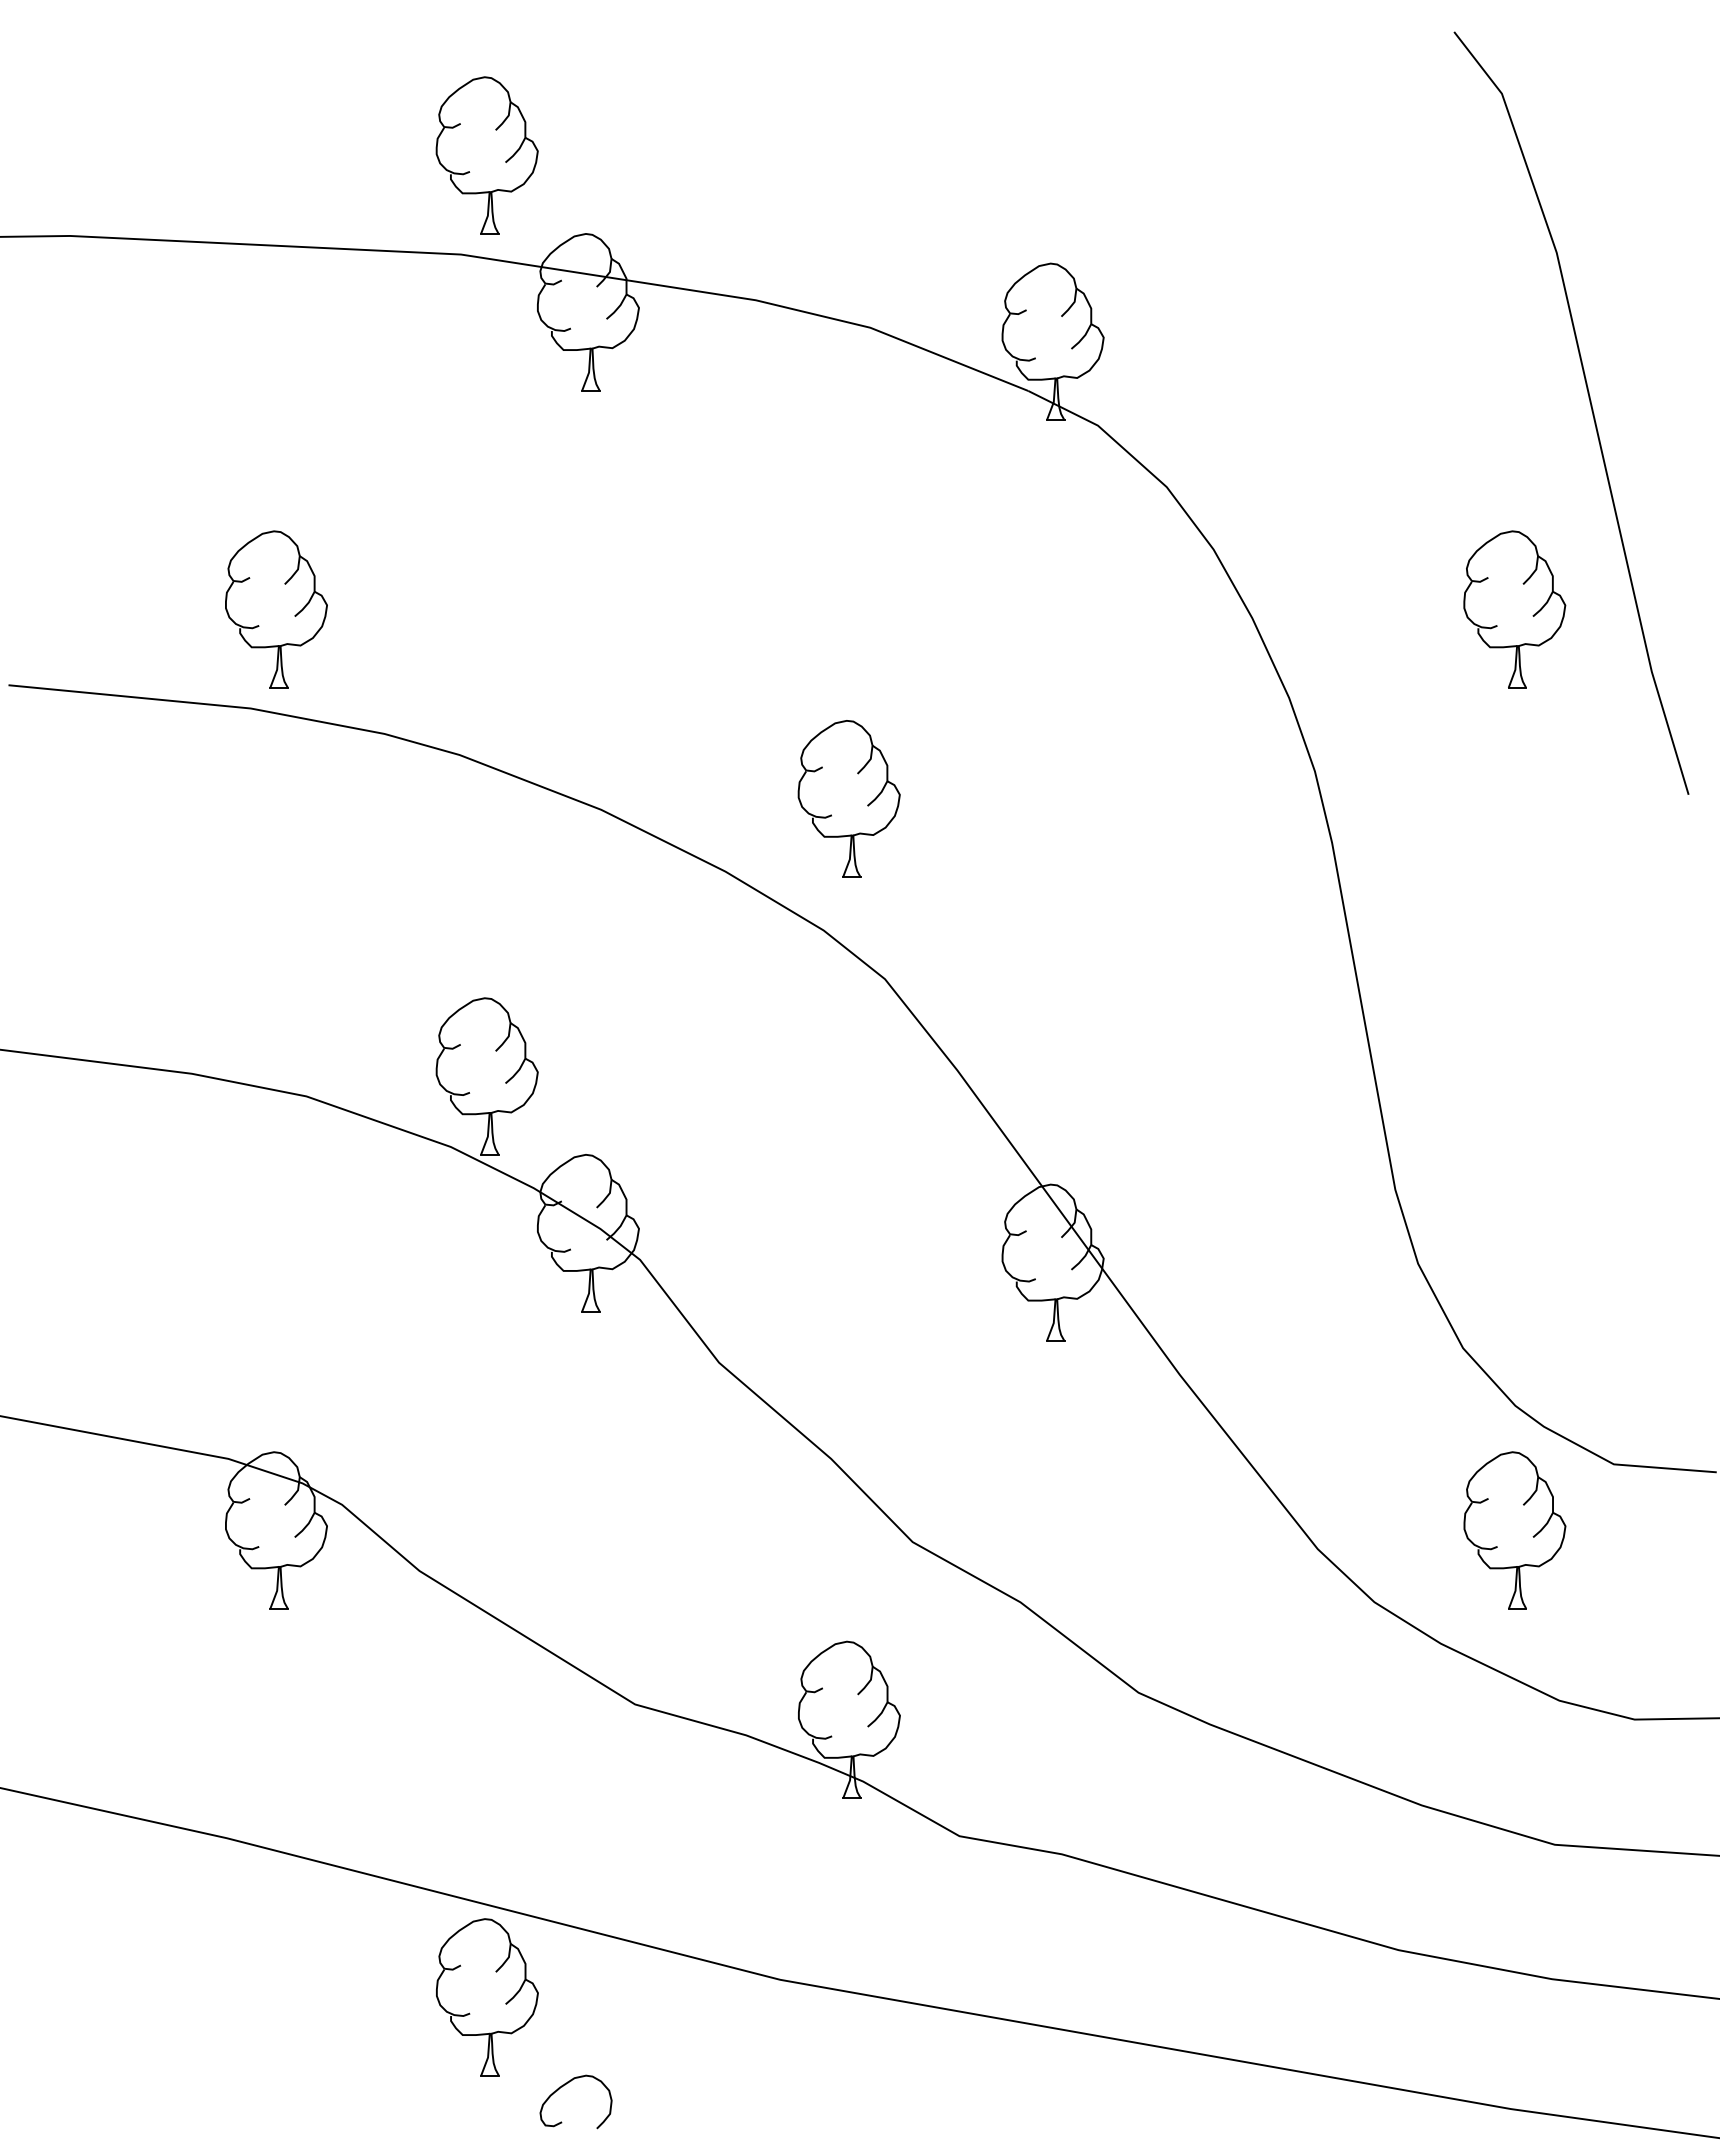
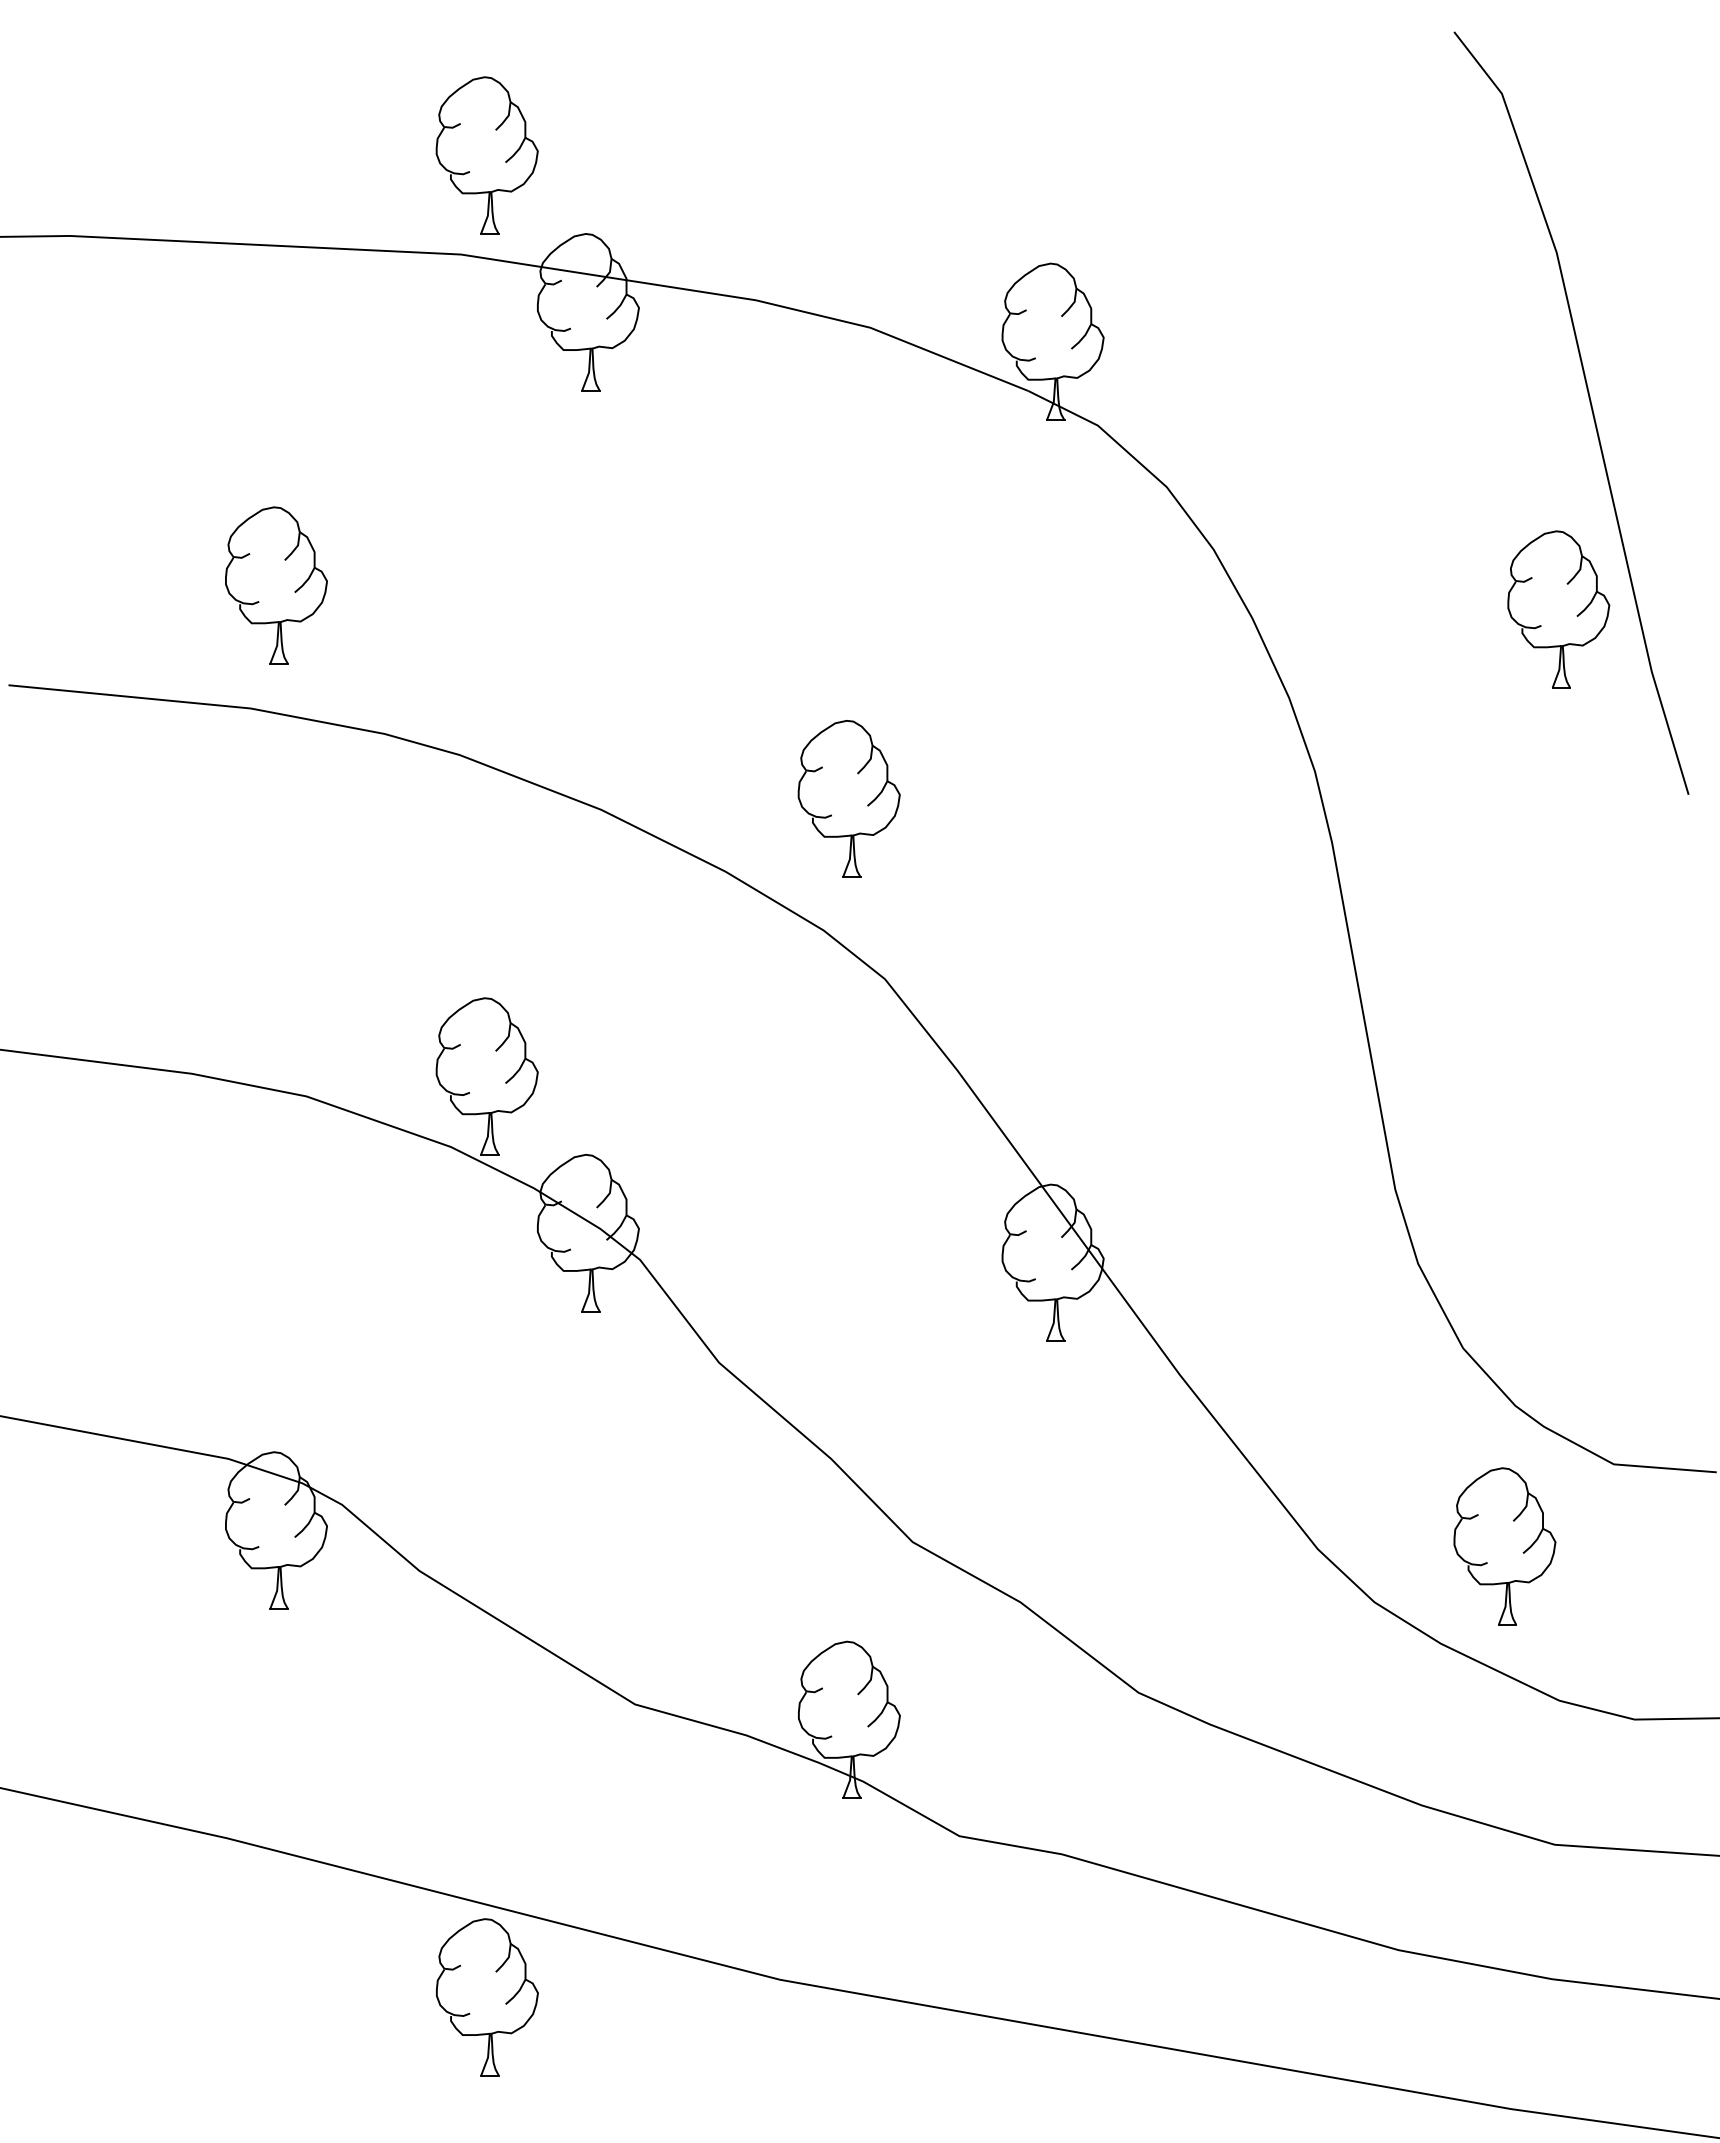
part position: (276, 609) -> (276, 585) (276, 585)
part position: (1514, 609) -> (1558, 609) (1558, 609)
part position: (1514, 1530) -> (1504, 1546) (1504, 1546)
curve: present -> none (565, 2085)
